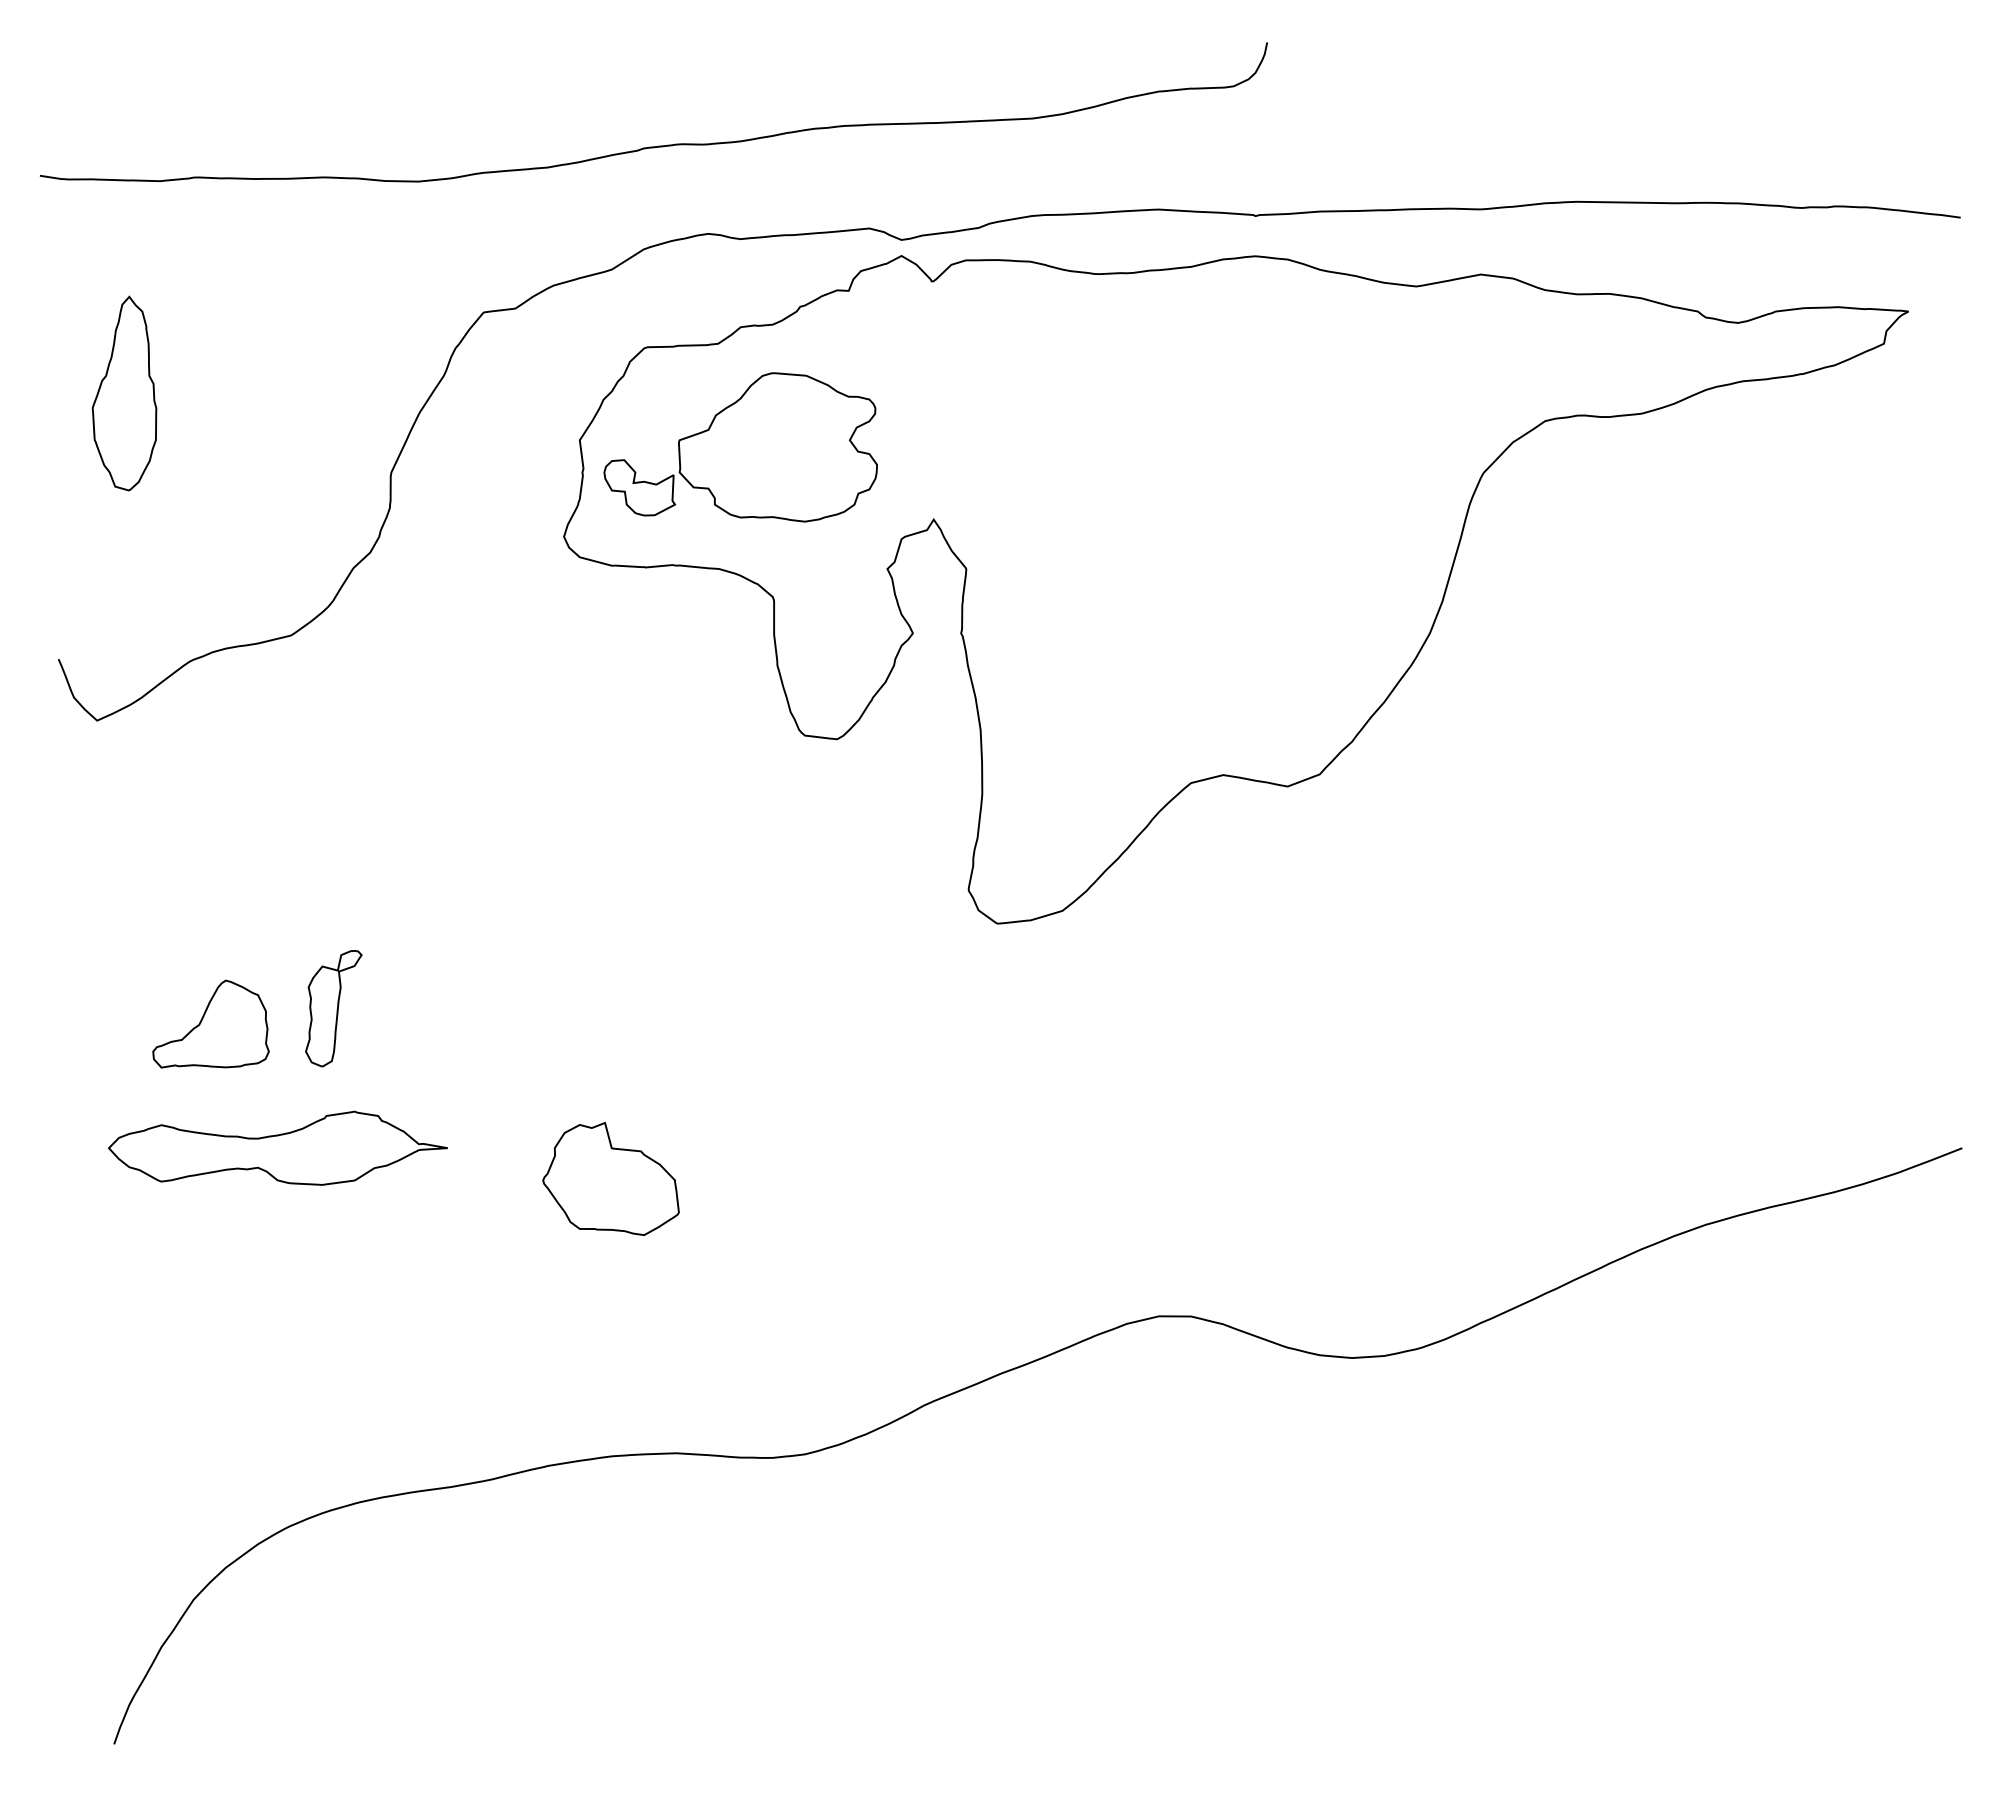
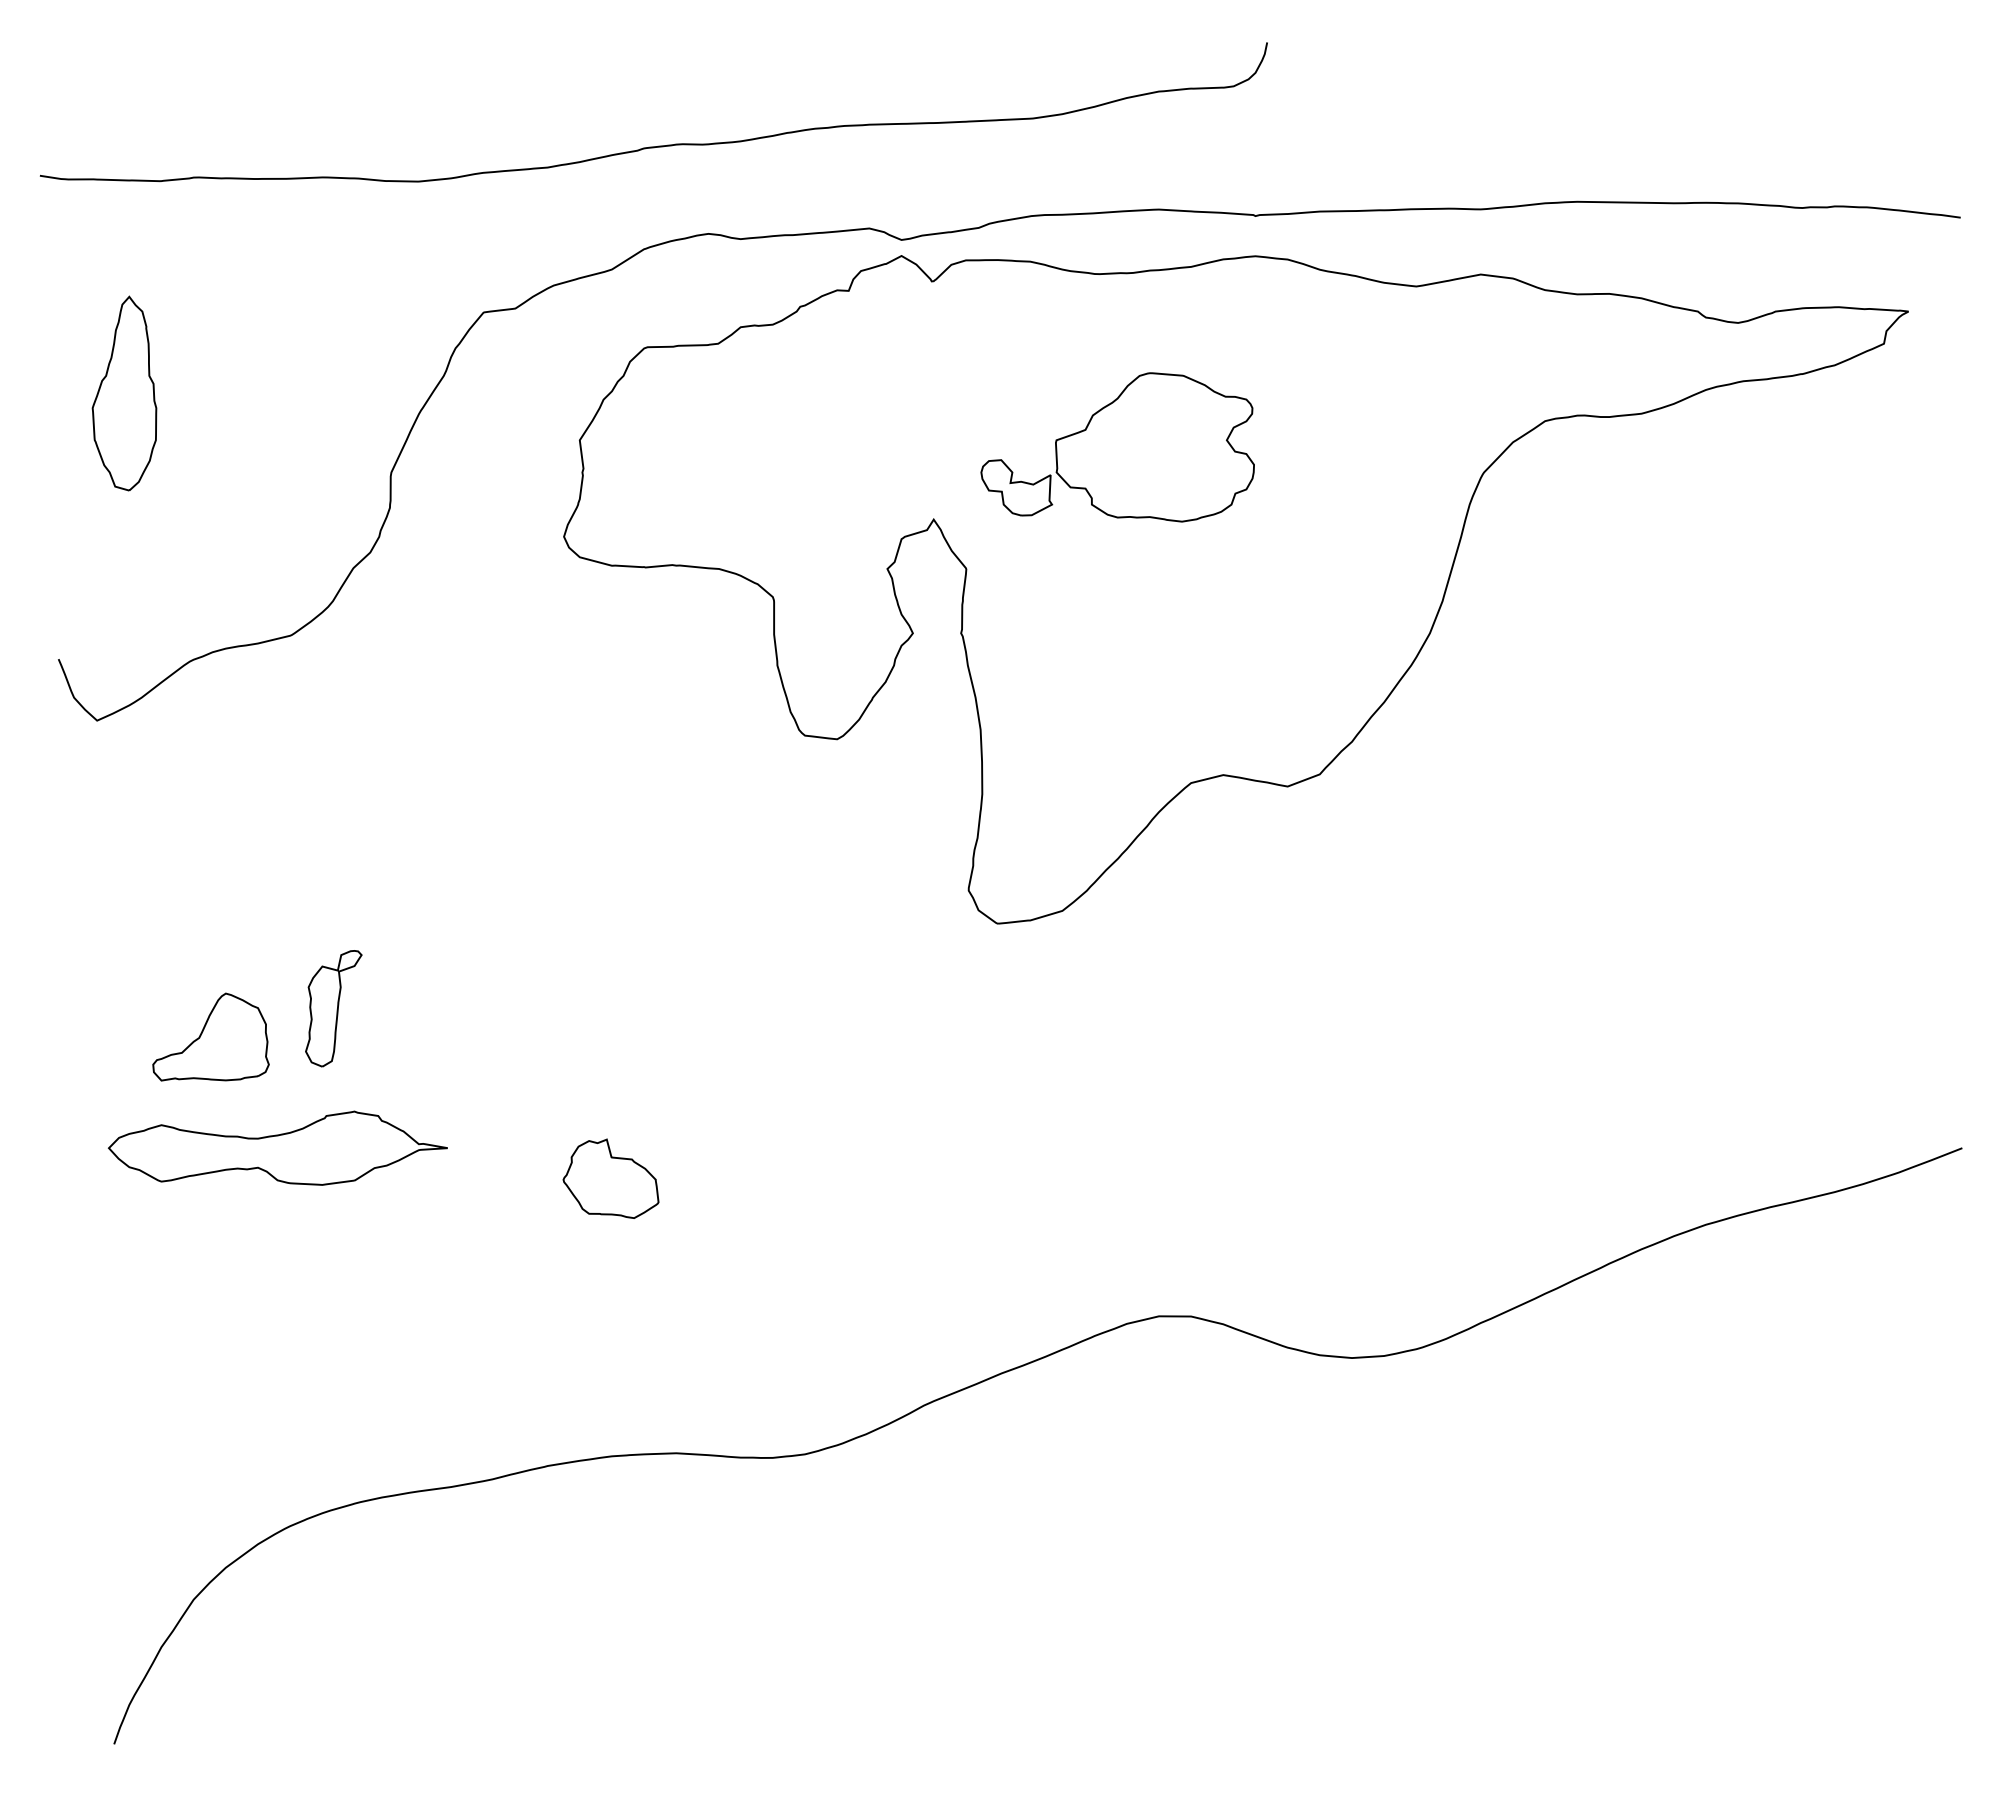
part position: (740, 447) -> (1117, 447) (1117, 447)
part position: (210, 1023) -> (210, 1036) (210, 1036)
part size: 138x115 px -> 98x81 px (610, 1178)
